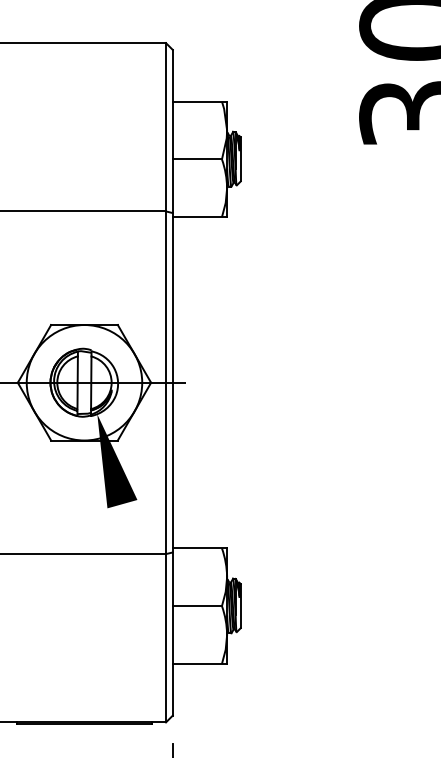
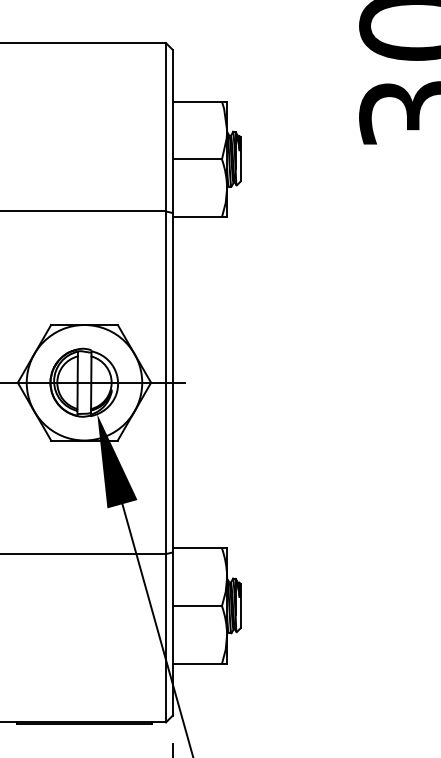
line: none -> present (157, 629)
